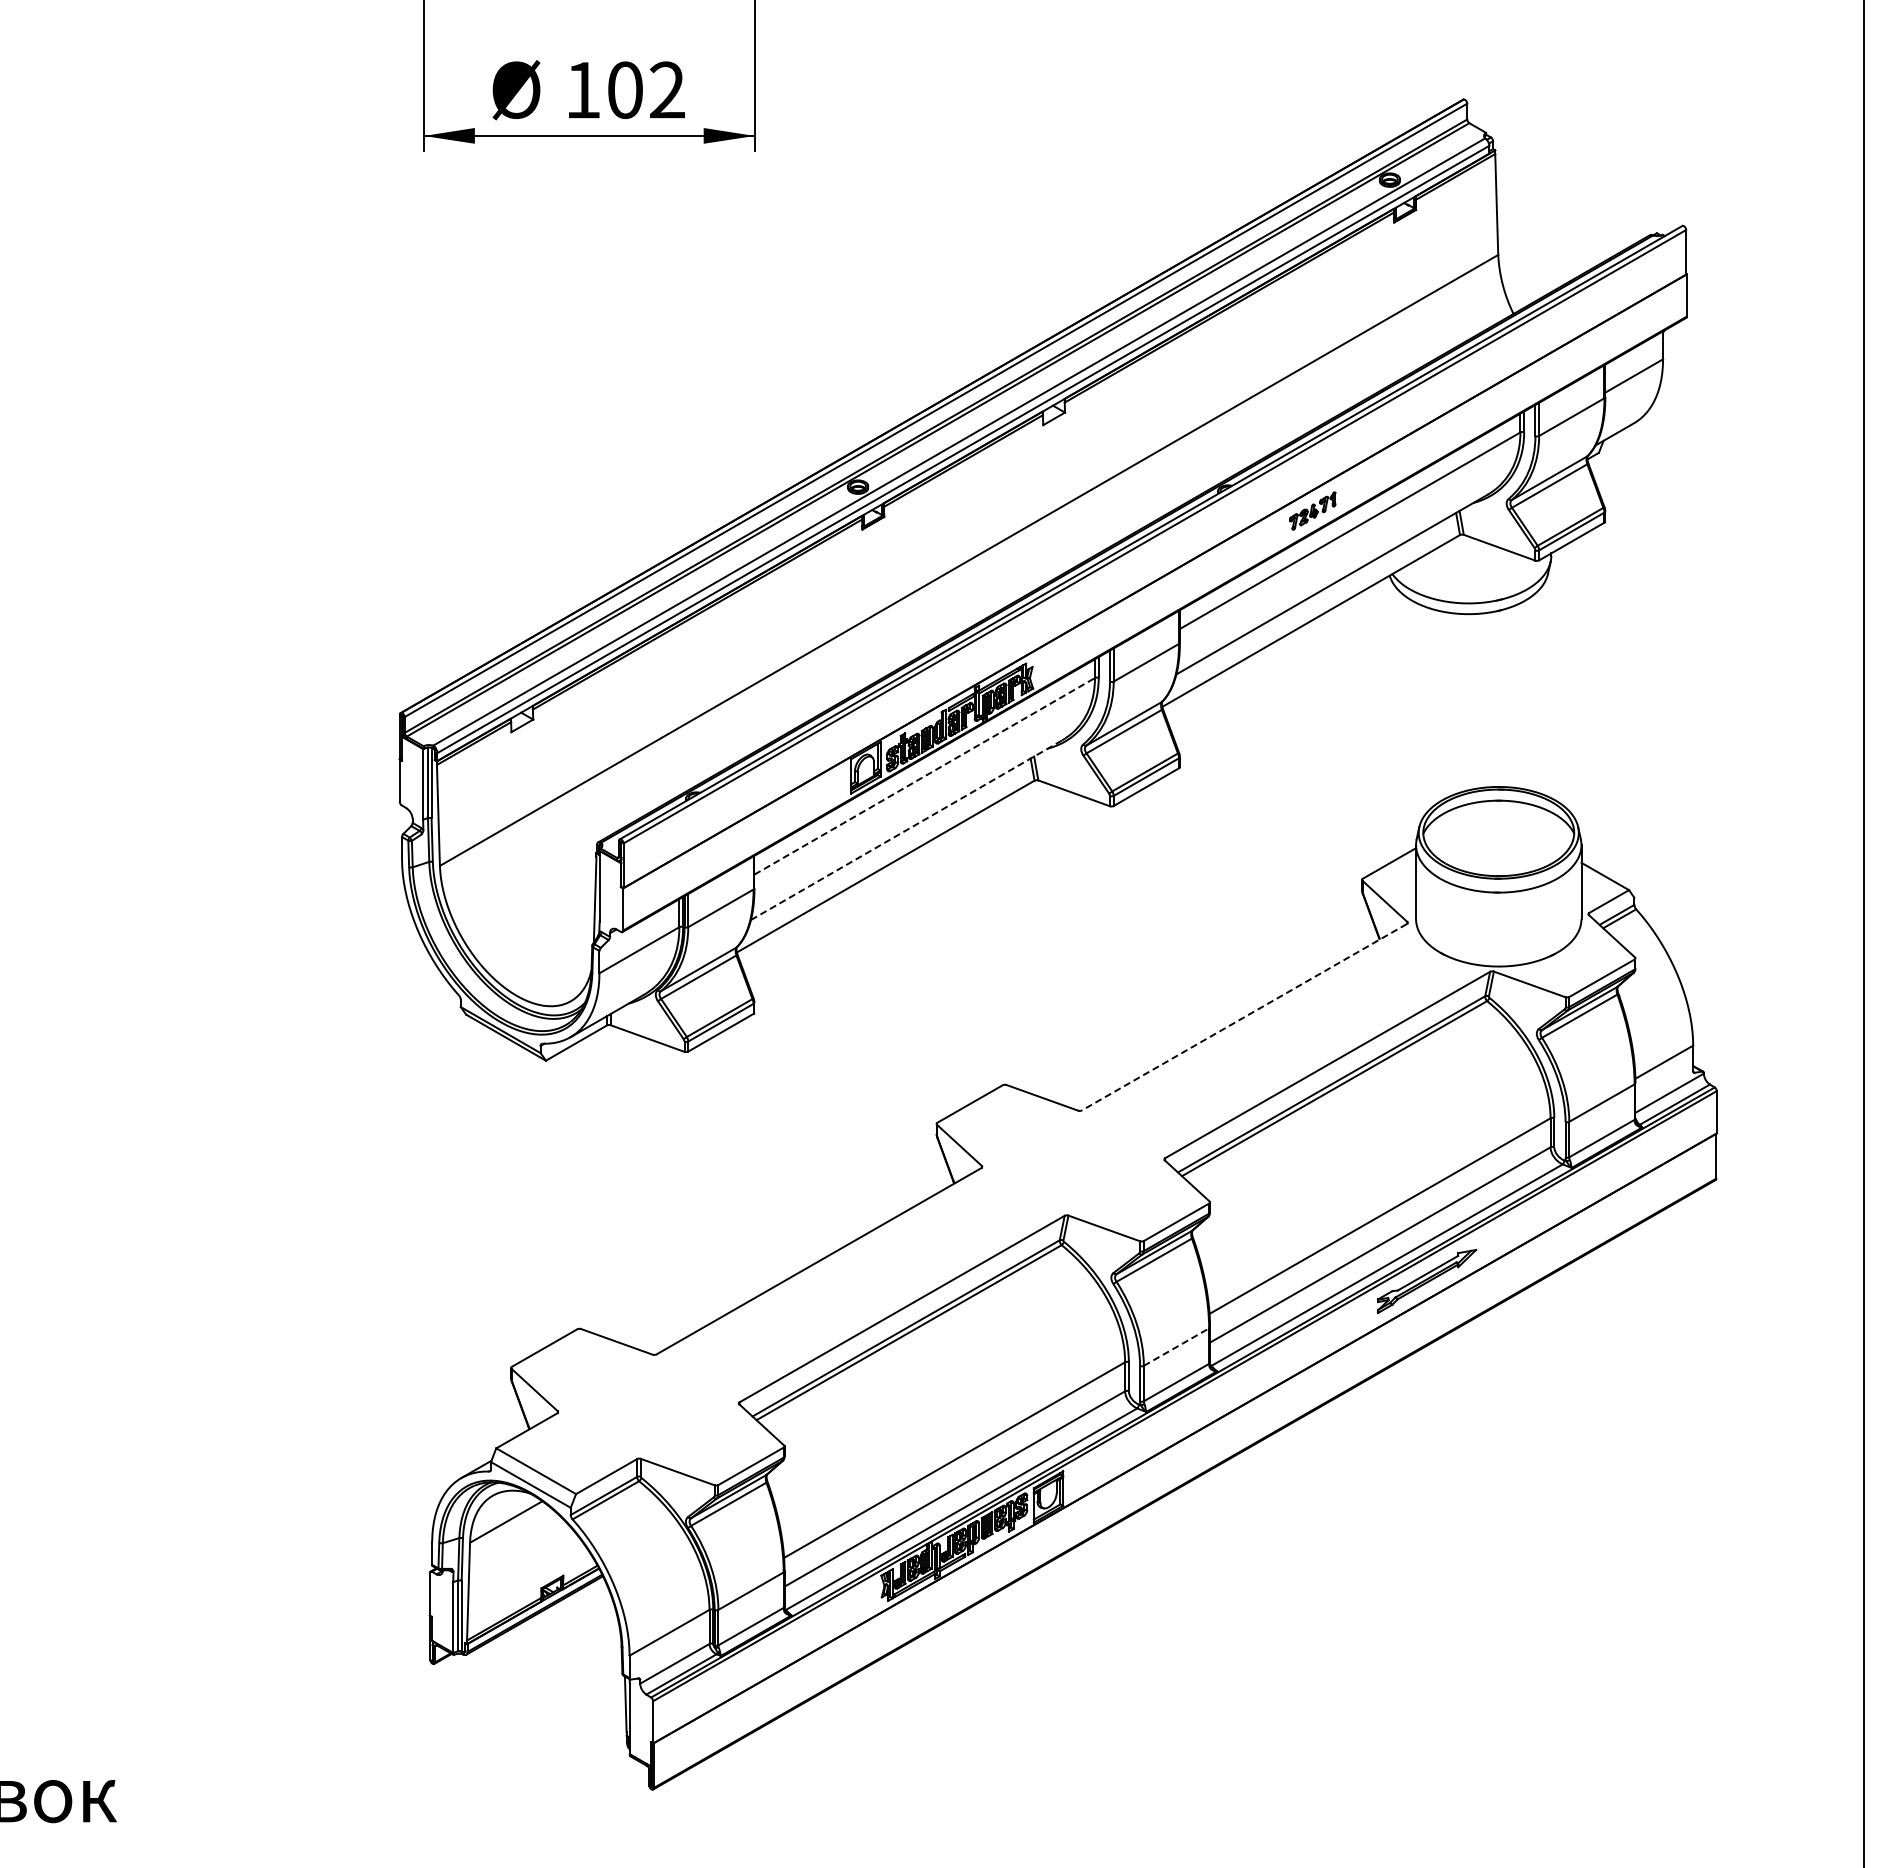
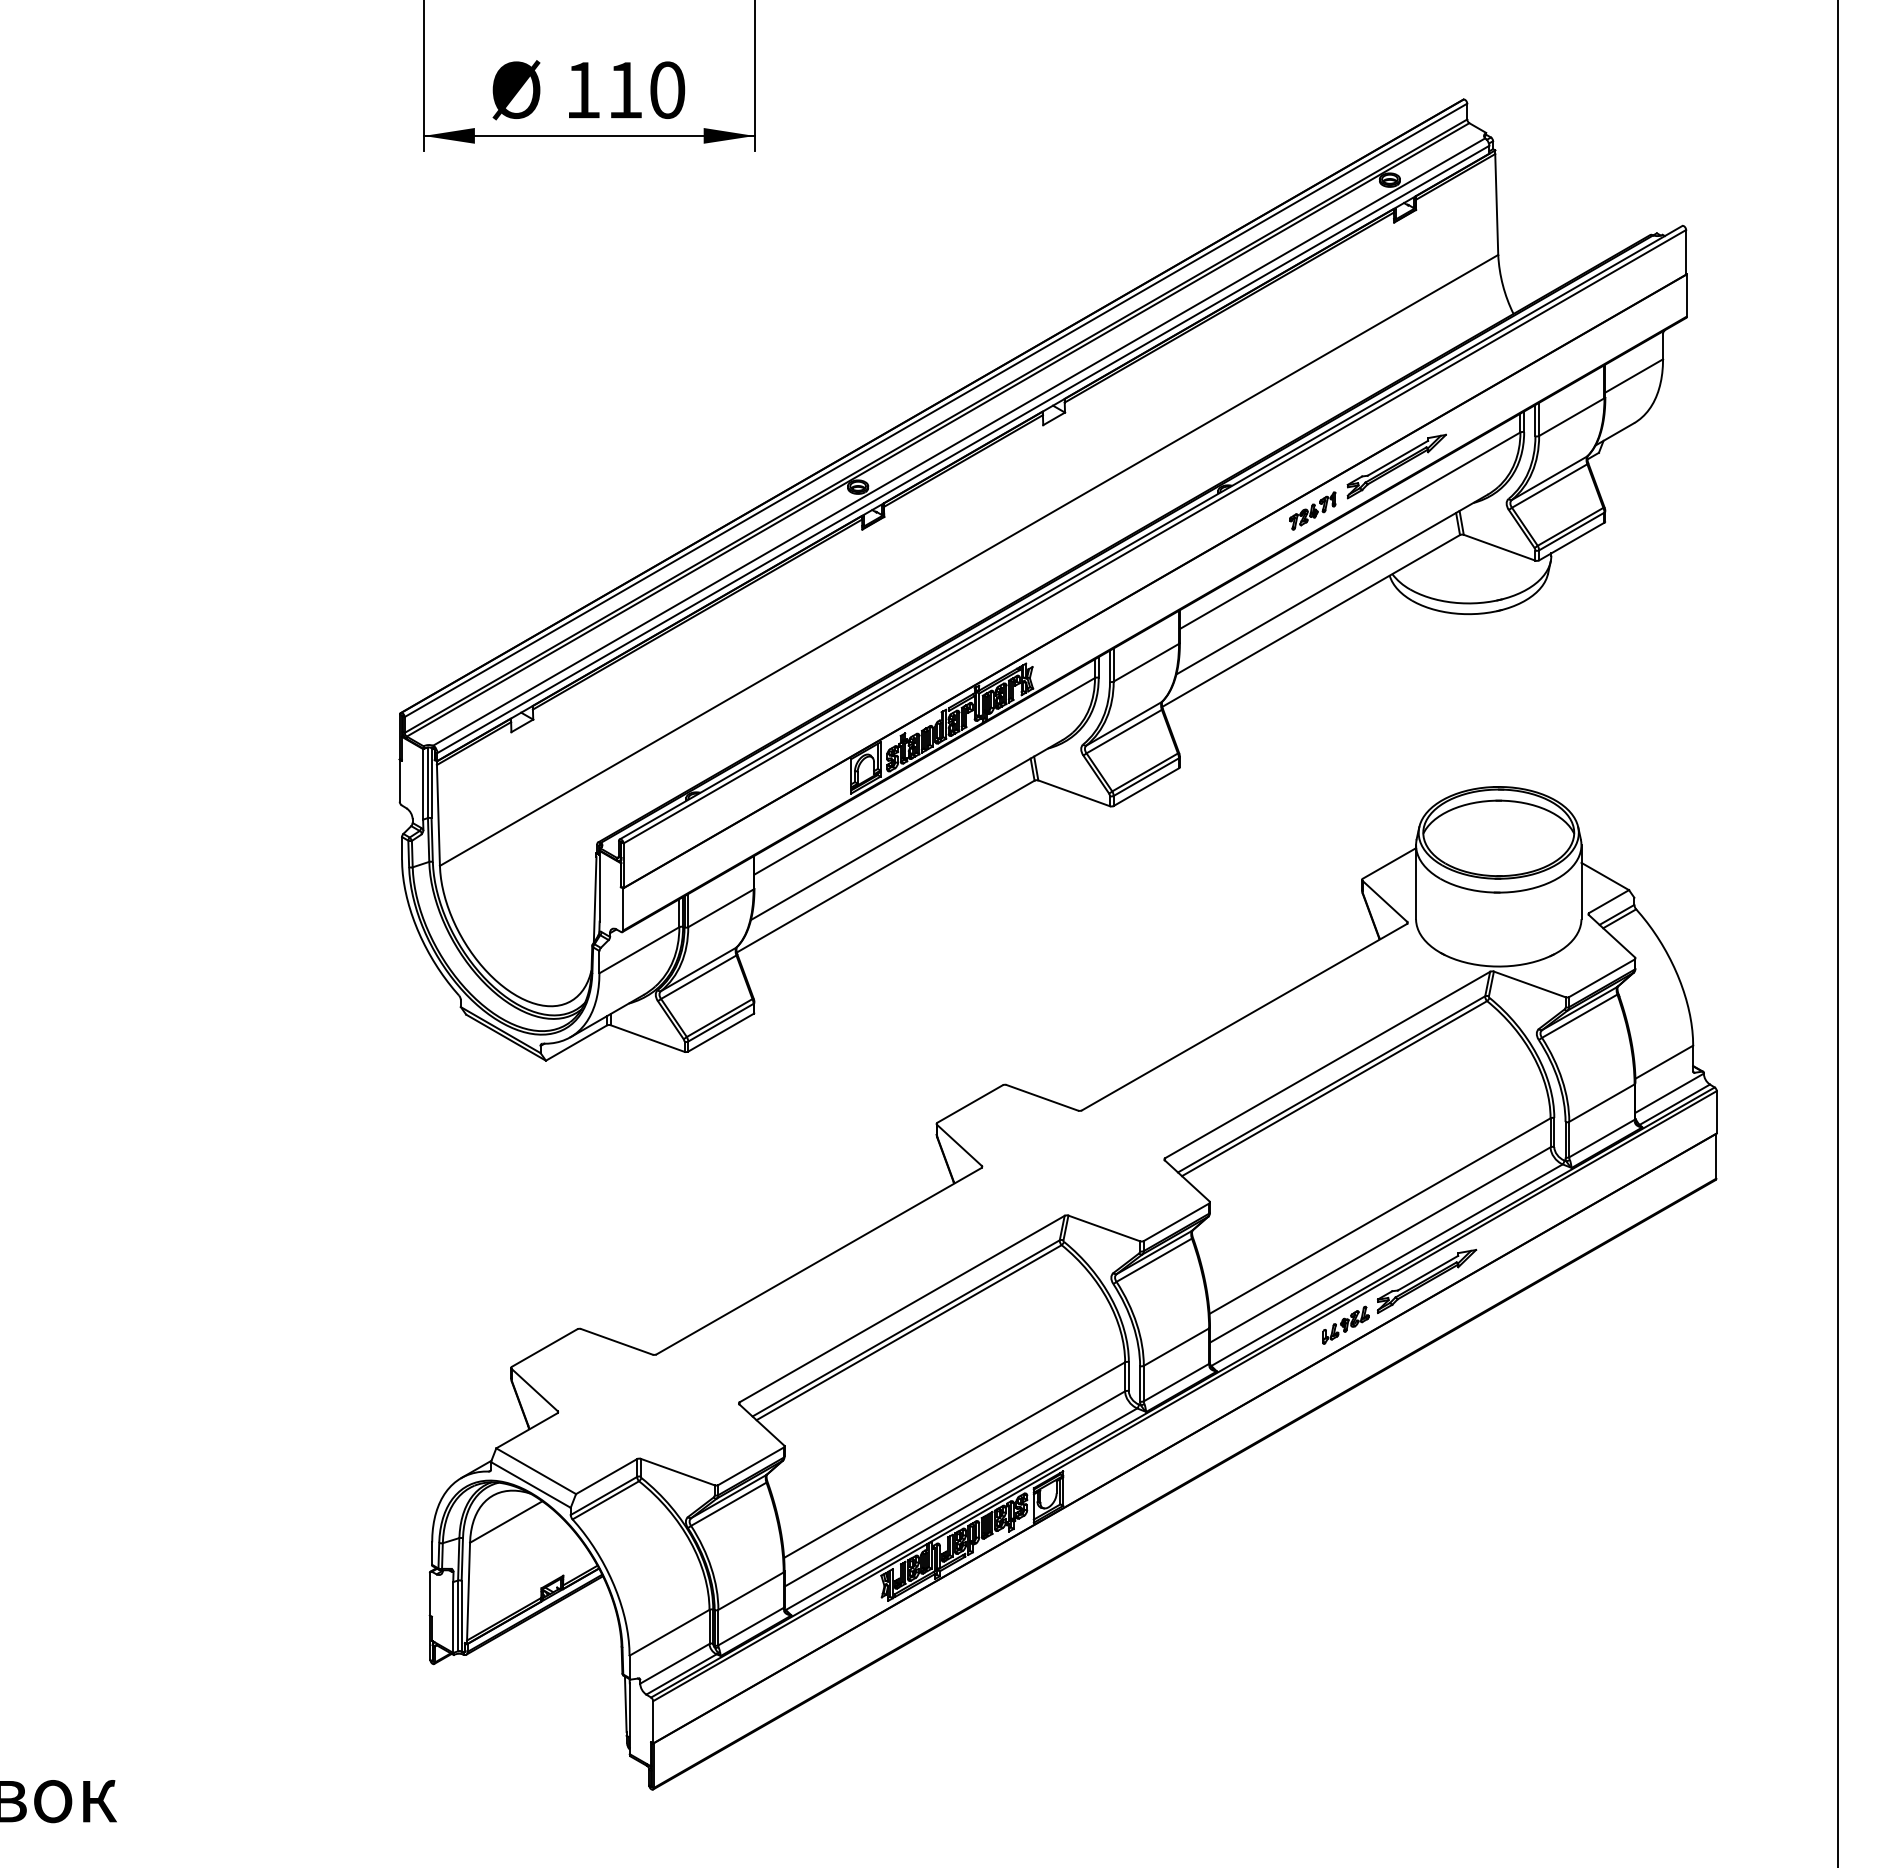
text: 102 -> 110 (646, 90)
part: none -> present (1396, 466)
line: dashed -> solid (924, 776)
line: dashed -> solid (906, 830)
line position: (1864, 933) -> (1838, 933) (1838, 933)
line: dashed -> solid (1243, 1017)
part: none -> present (1345, 1324)
line: dashed -> solid (1176, 1347)
